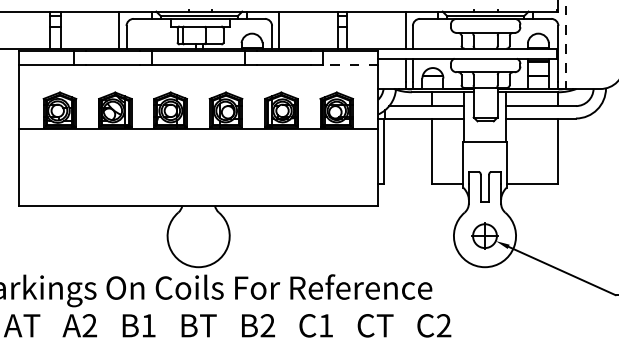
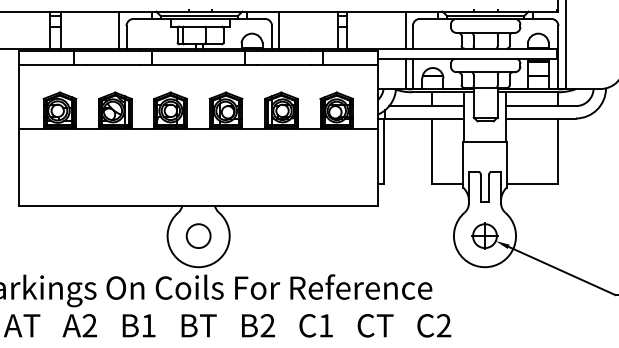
line: dashed -> solid (565, 41)
line: dashed -> solid (350, 65)
circle: none -> present (198, 235)
